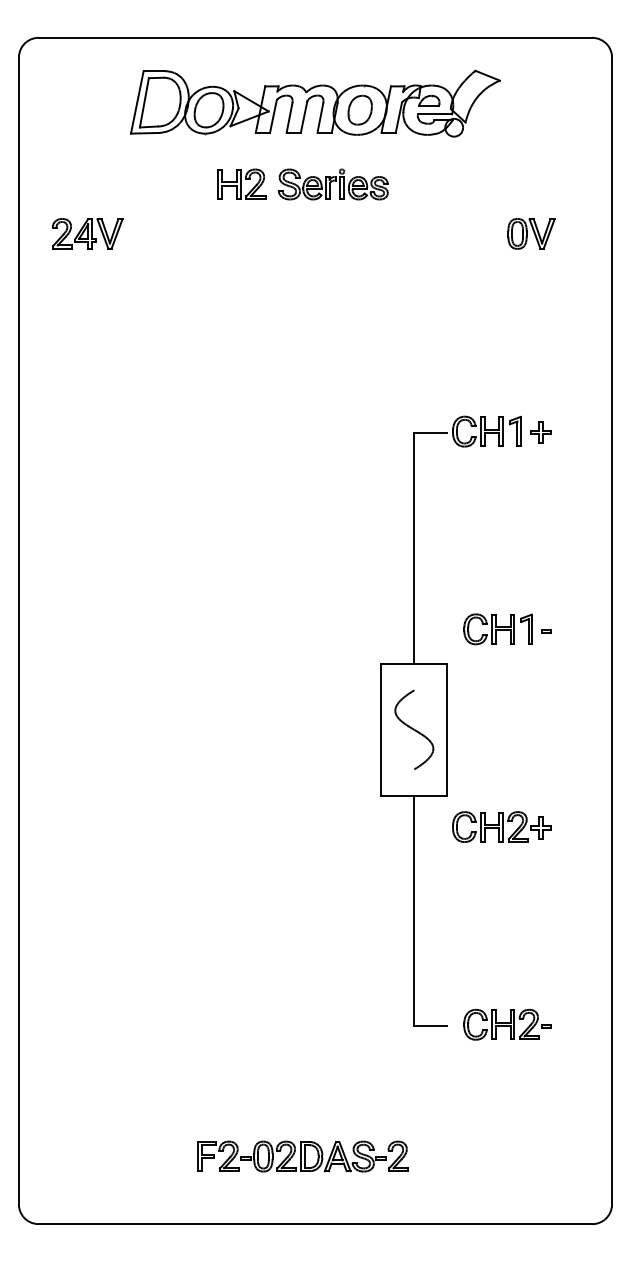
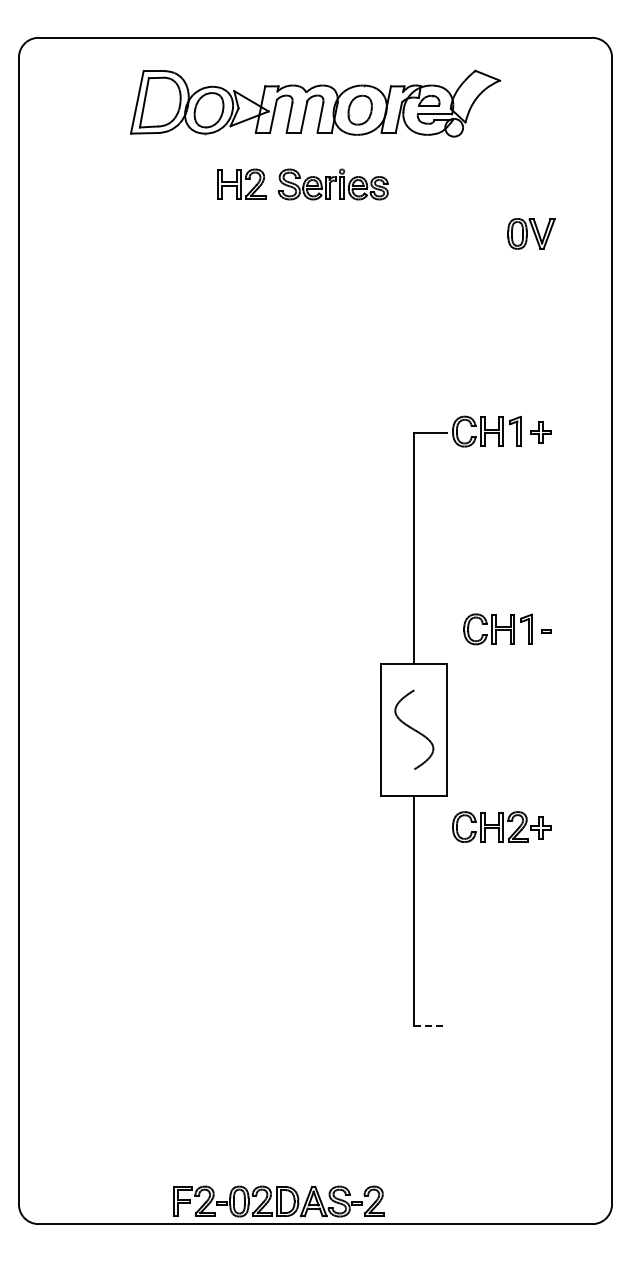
part: present -> none (87, 233)
part: present -> none (507, 1024)
line: solid -> dashed (431, 1026)
part position: (302, 1156) -> (278, 1201) (278, 1201)
